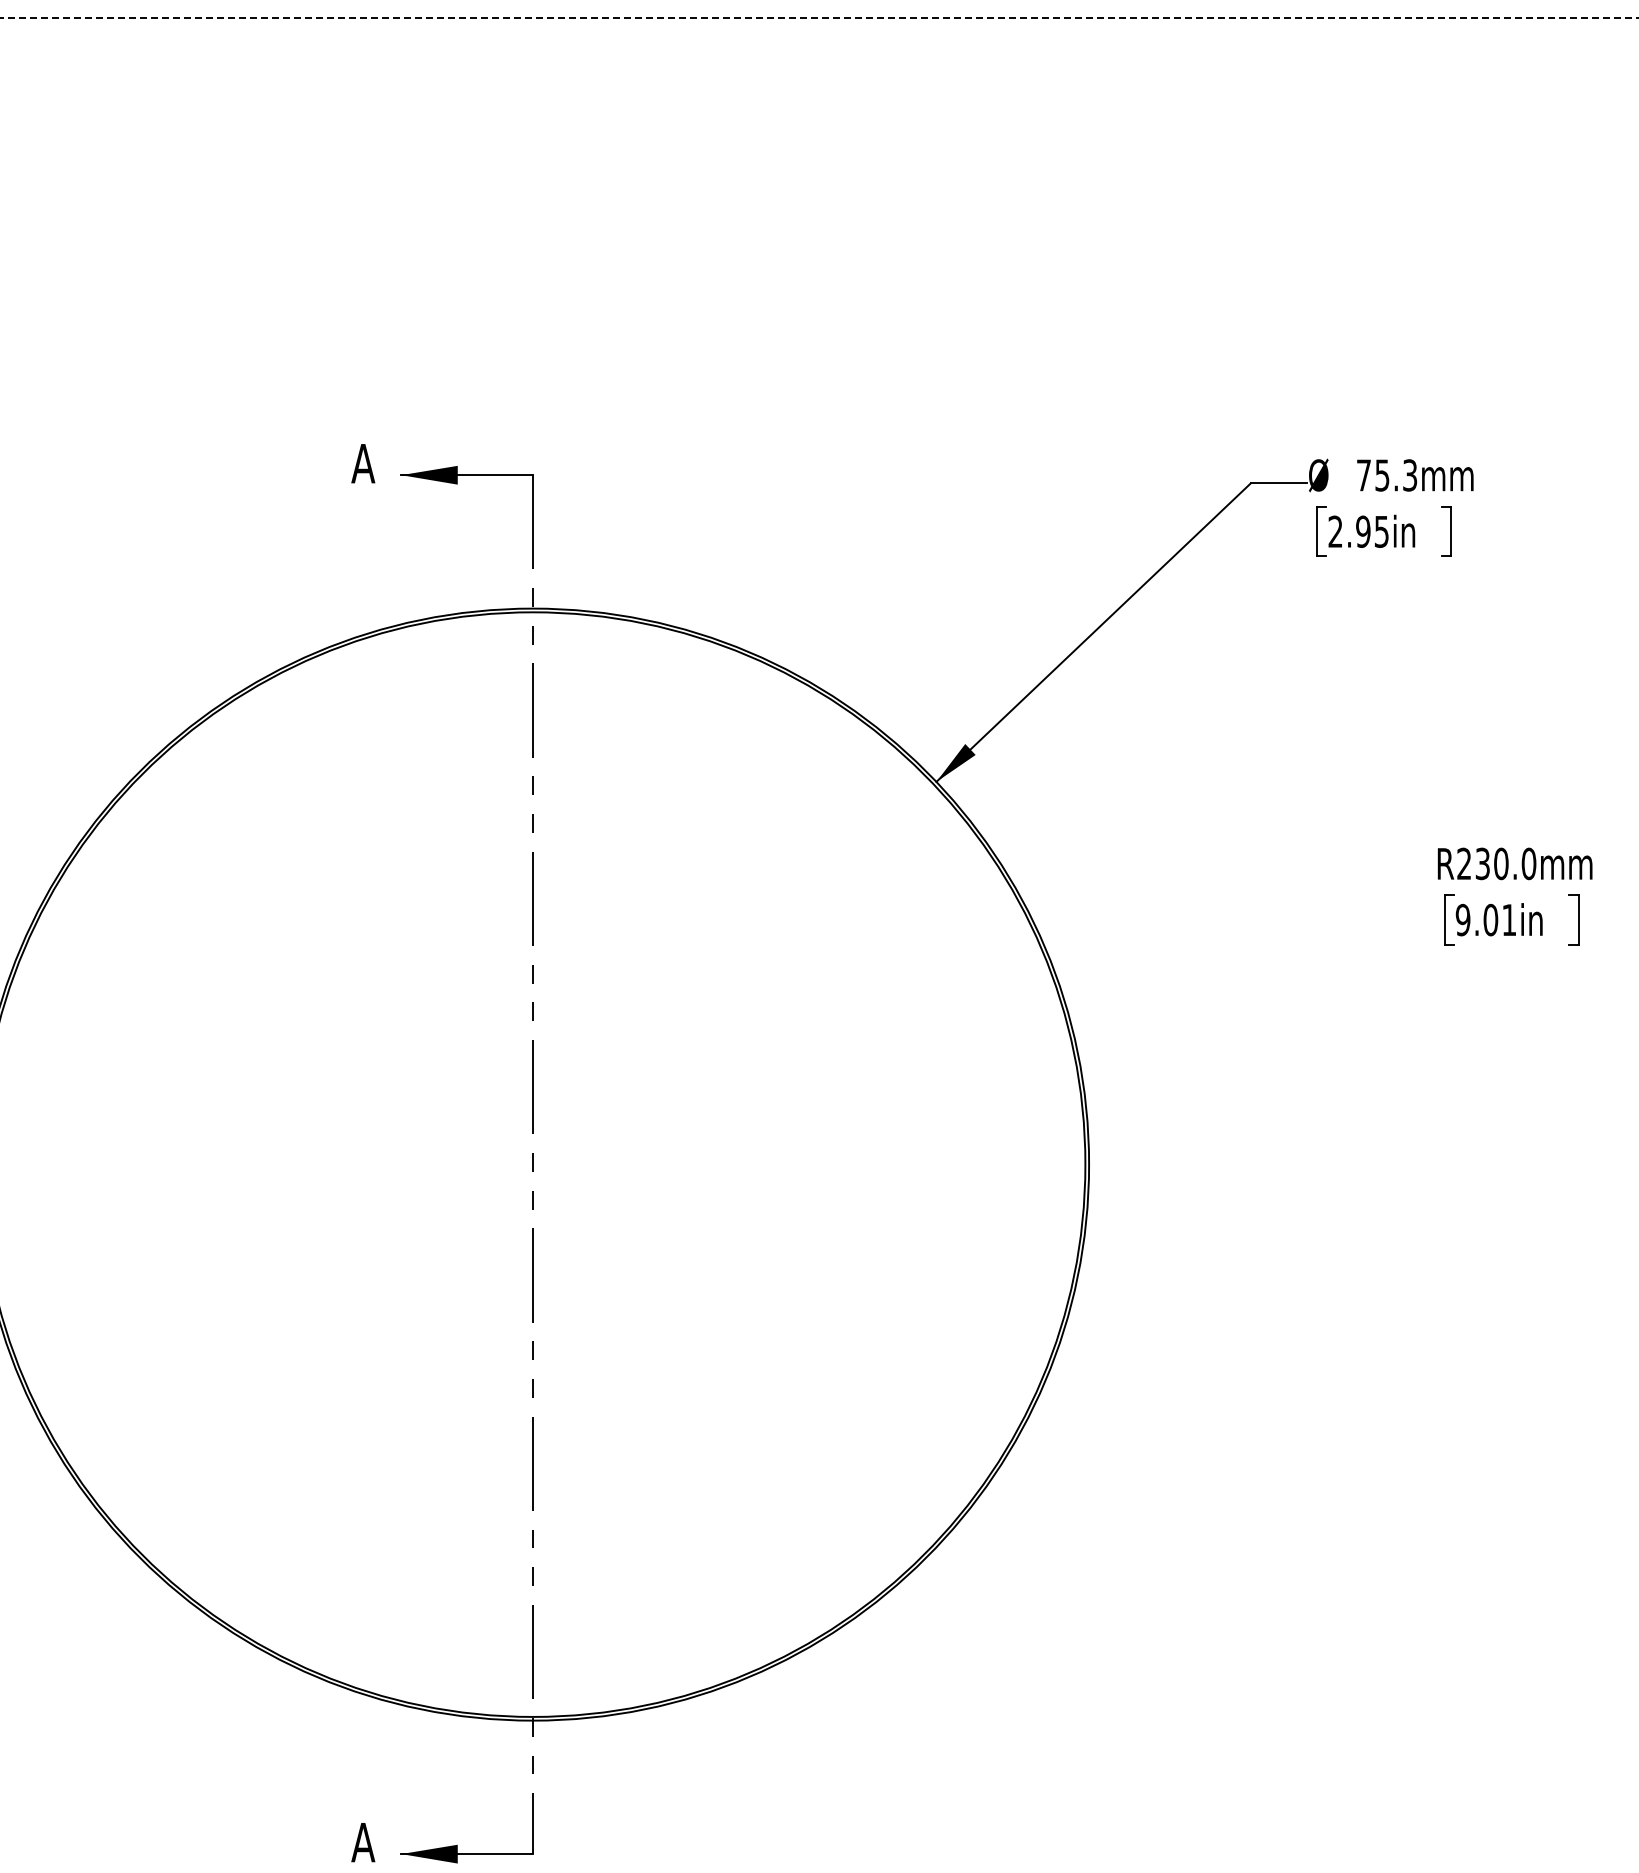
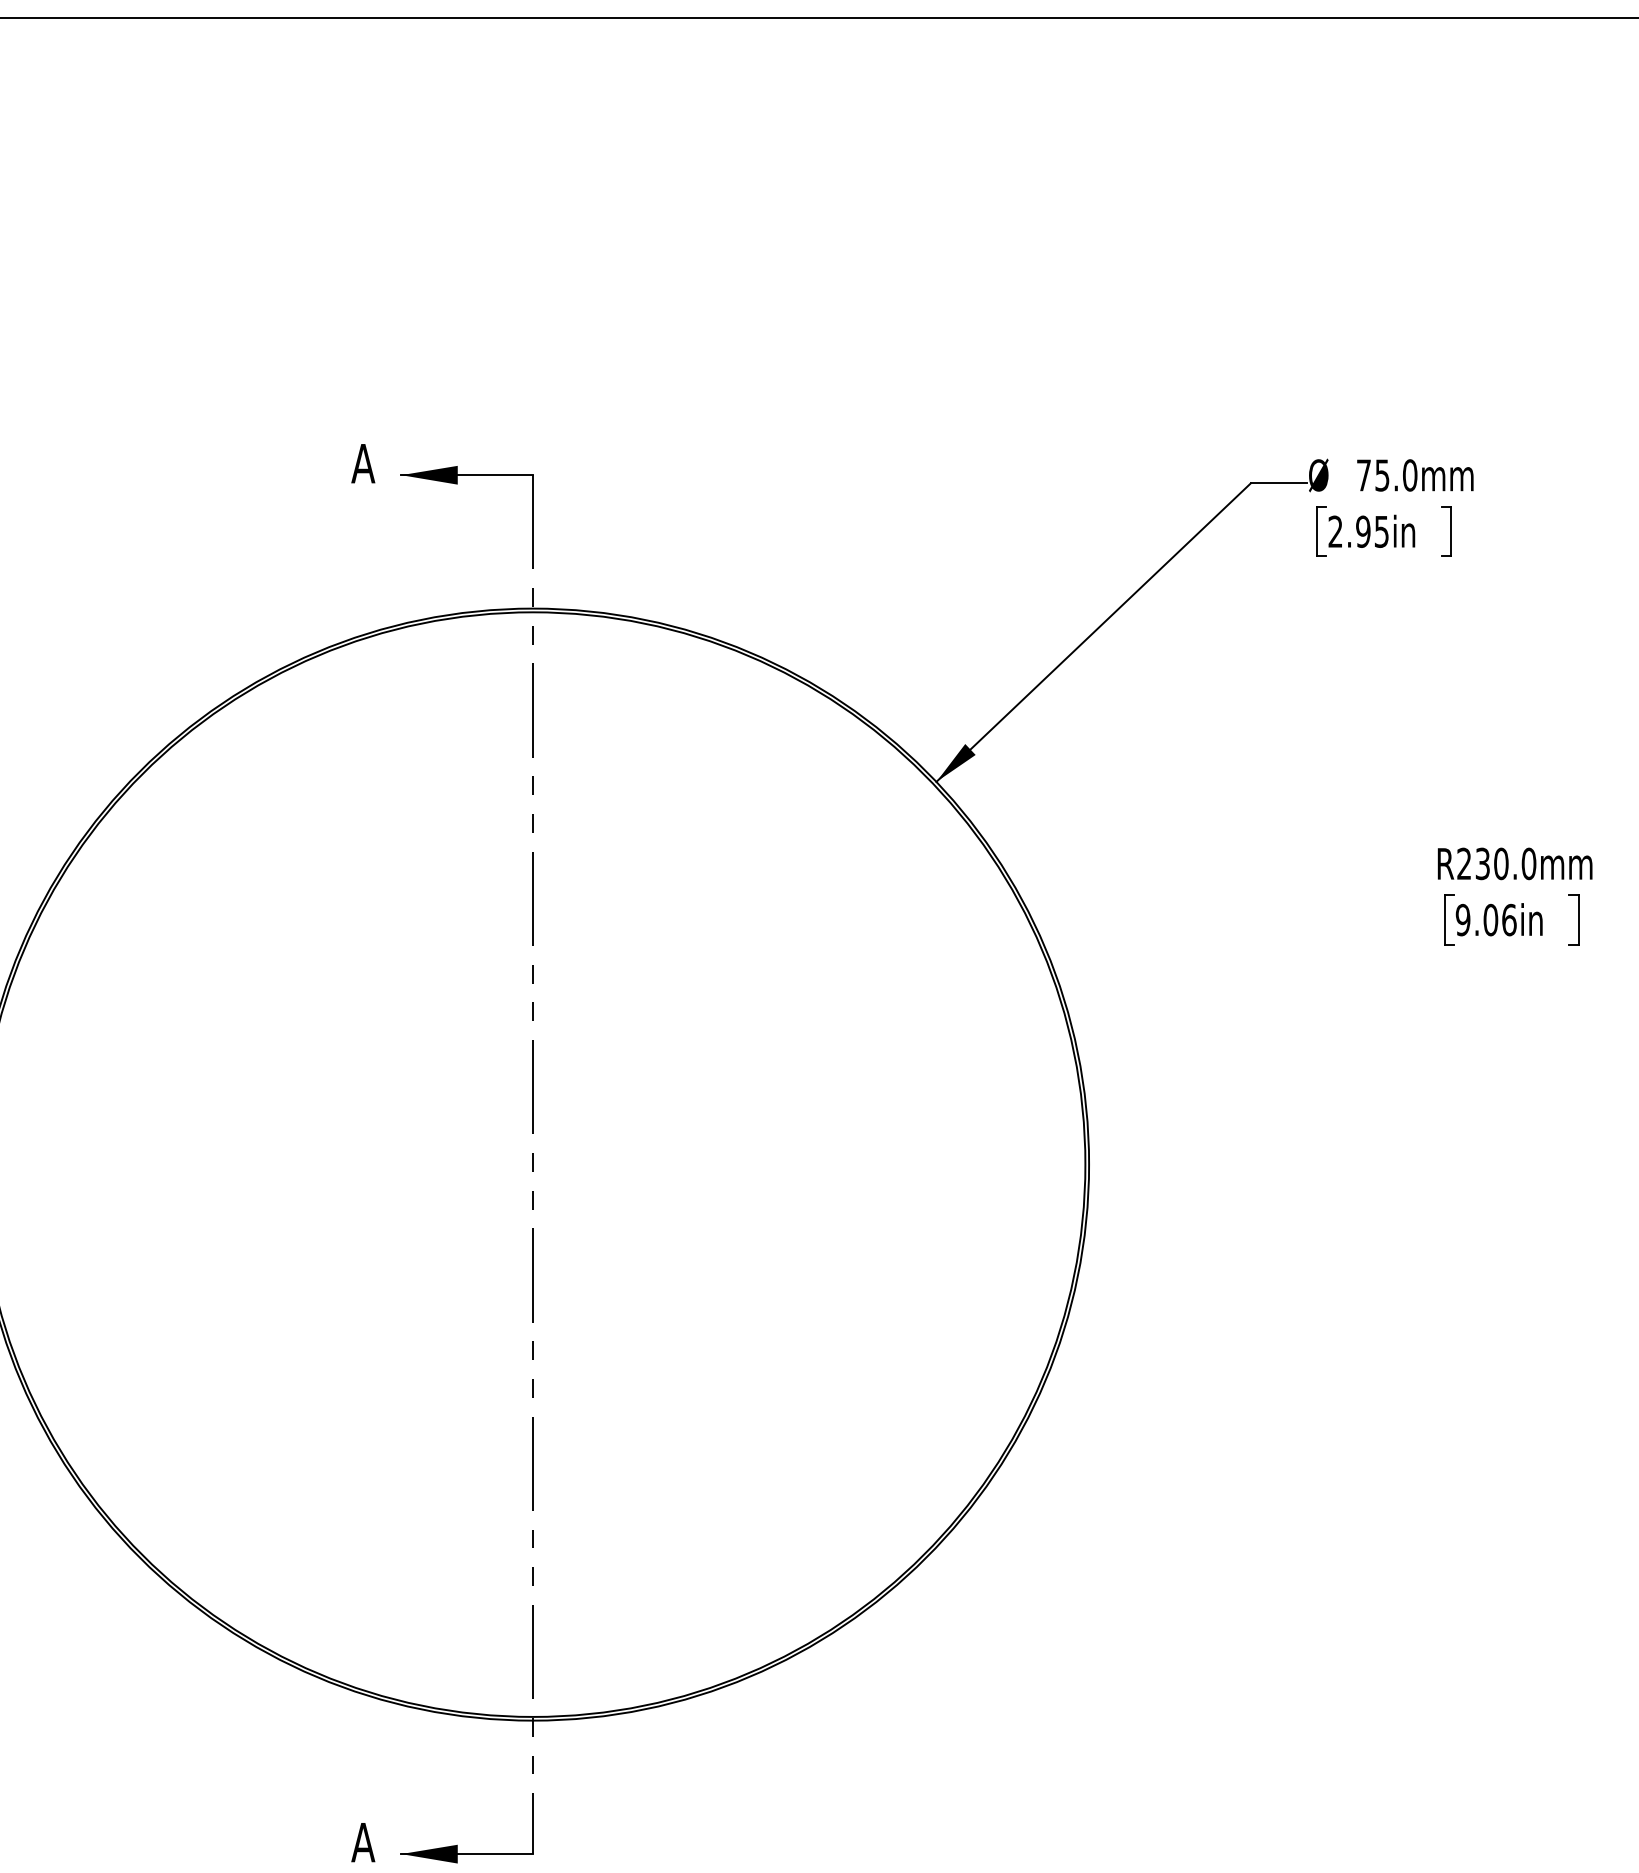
line: dashed -> solid (819, 18)
text: 75.3mm -> 75.0mm (1410, 475)
text: 9.01in -> 9.06in (1509, 919)
